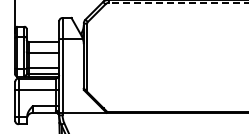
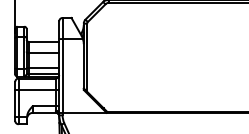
line: dashed -> solid (178, 2)
